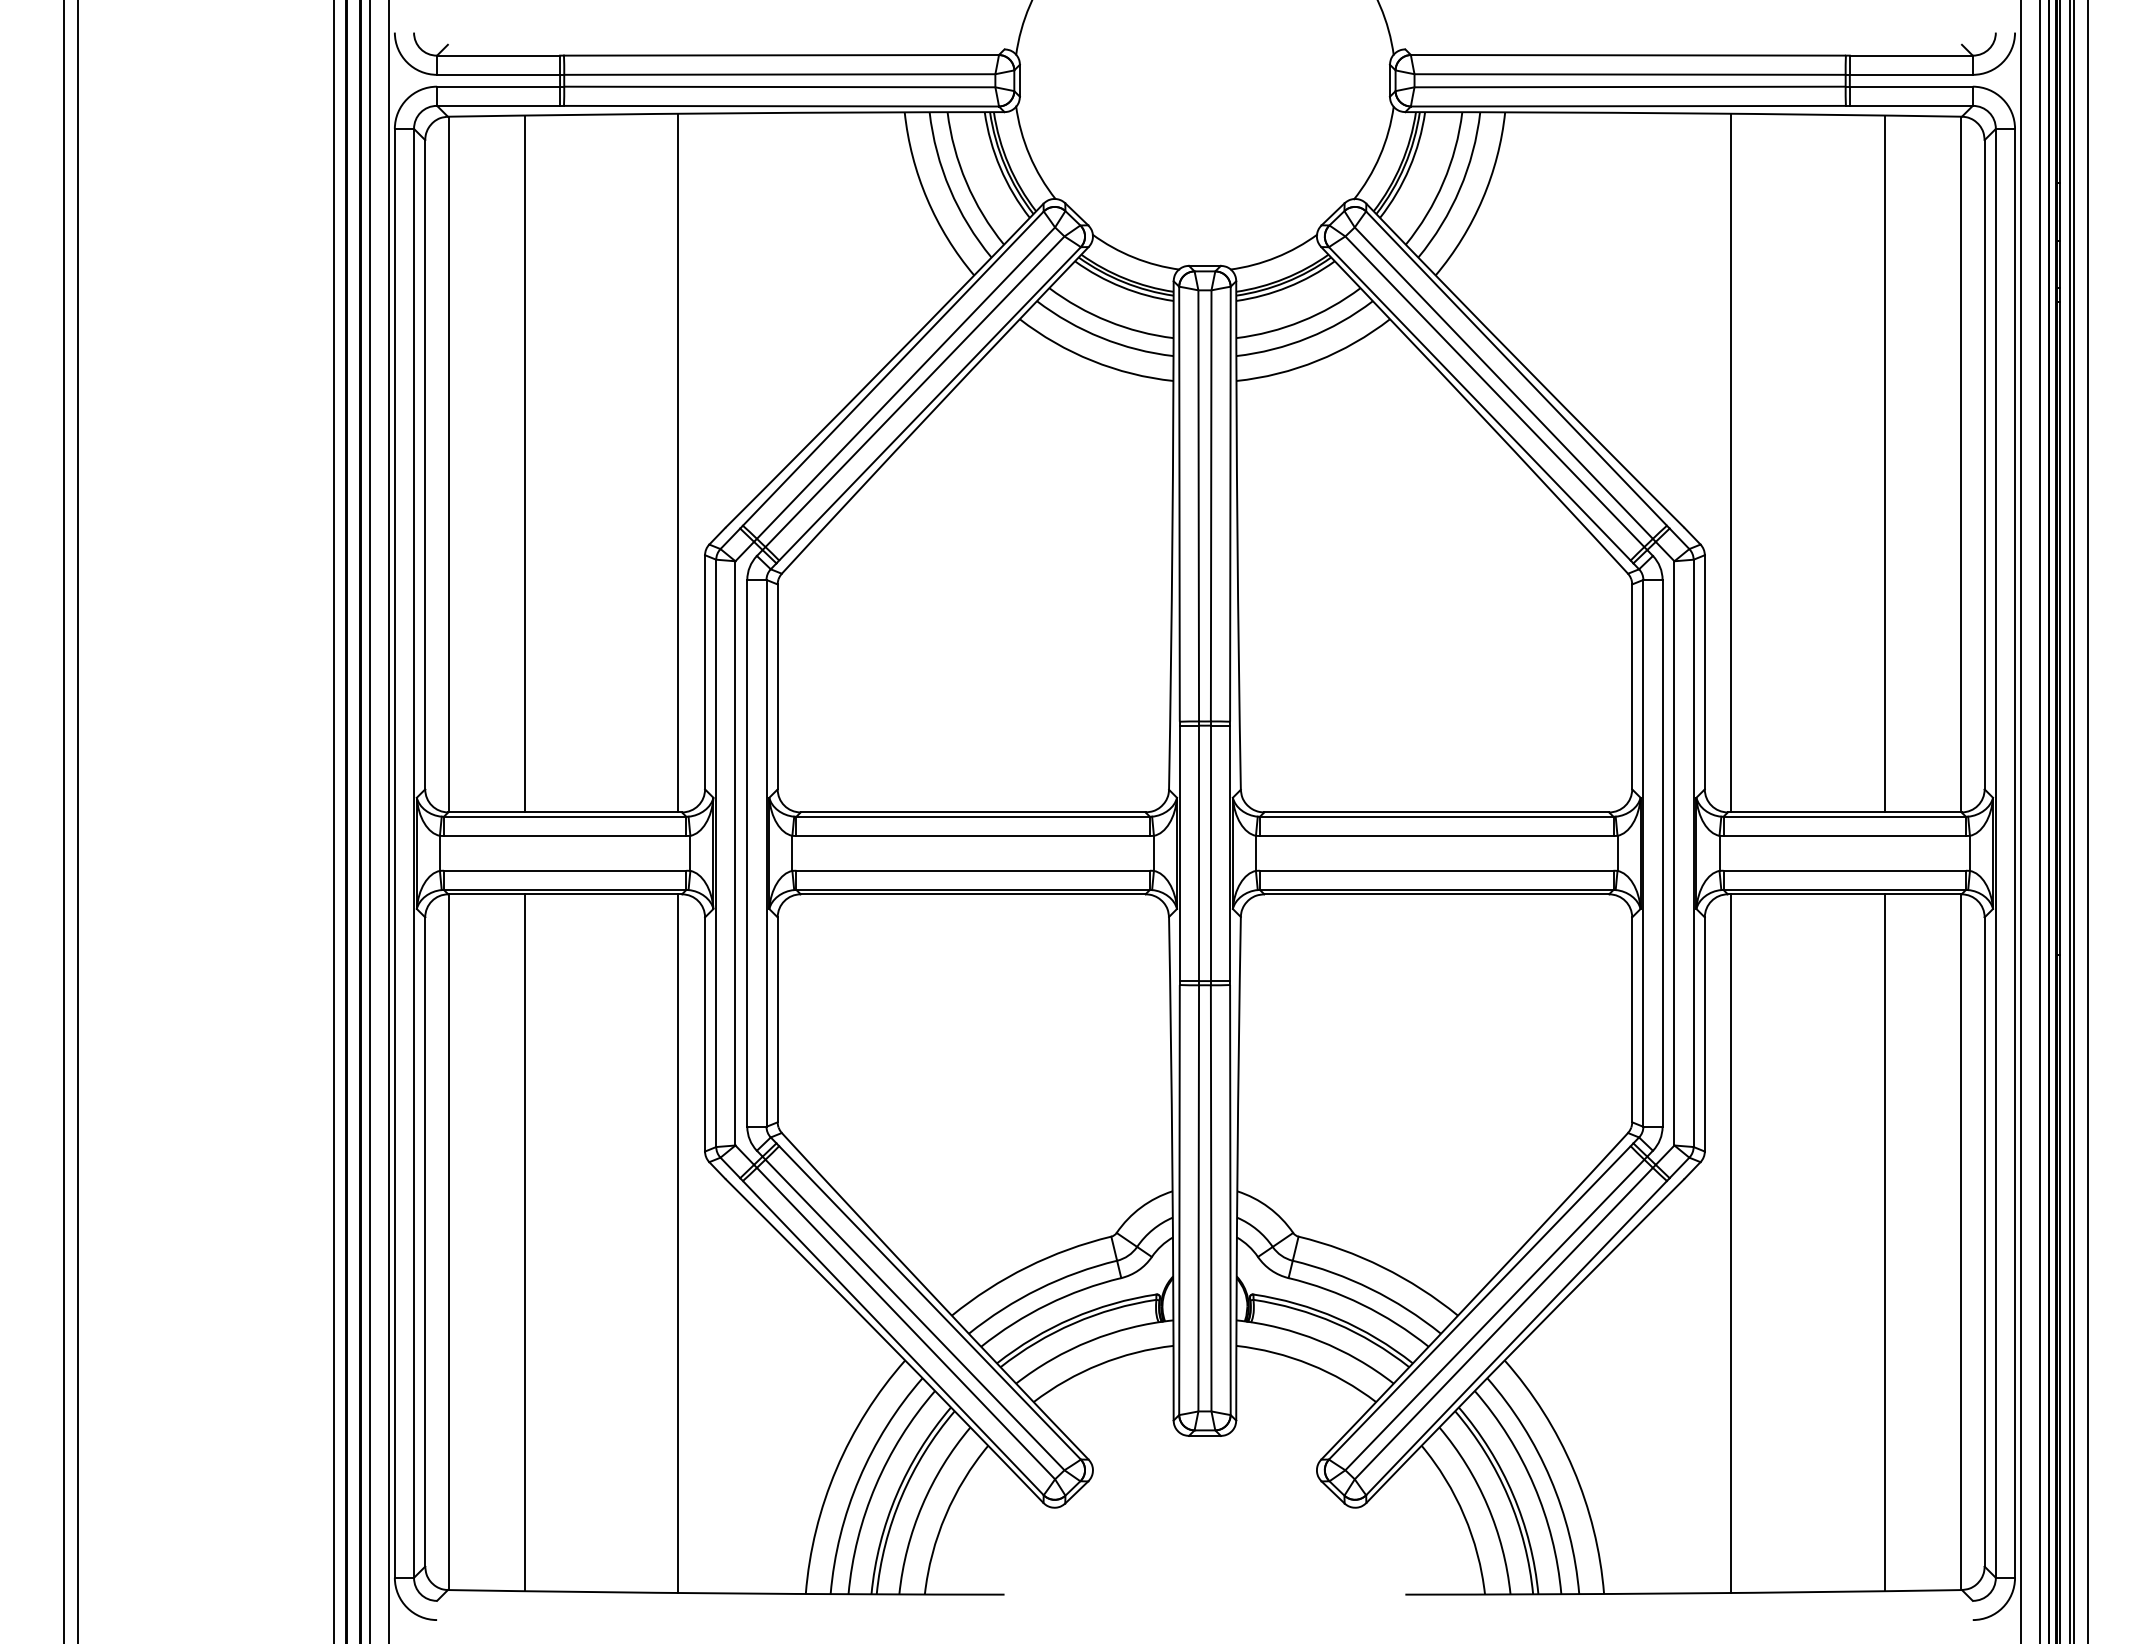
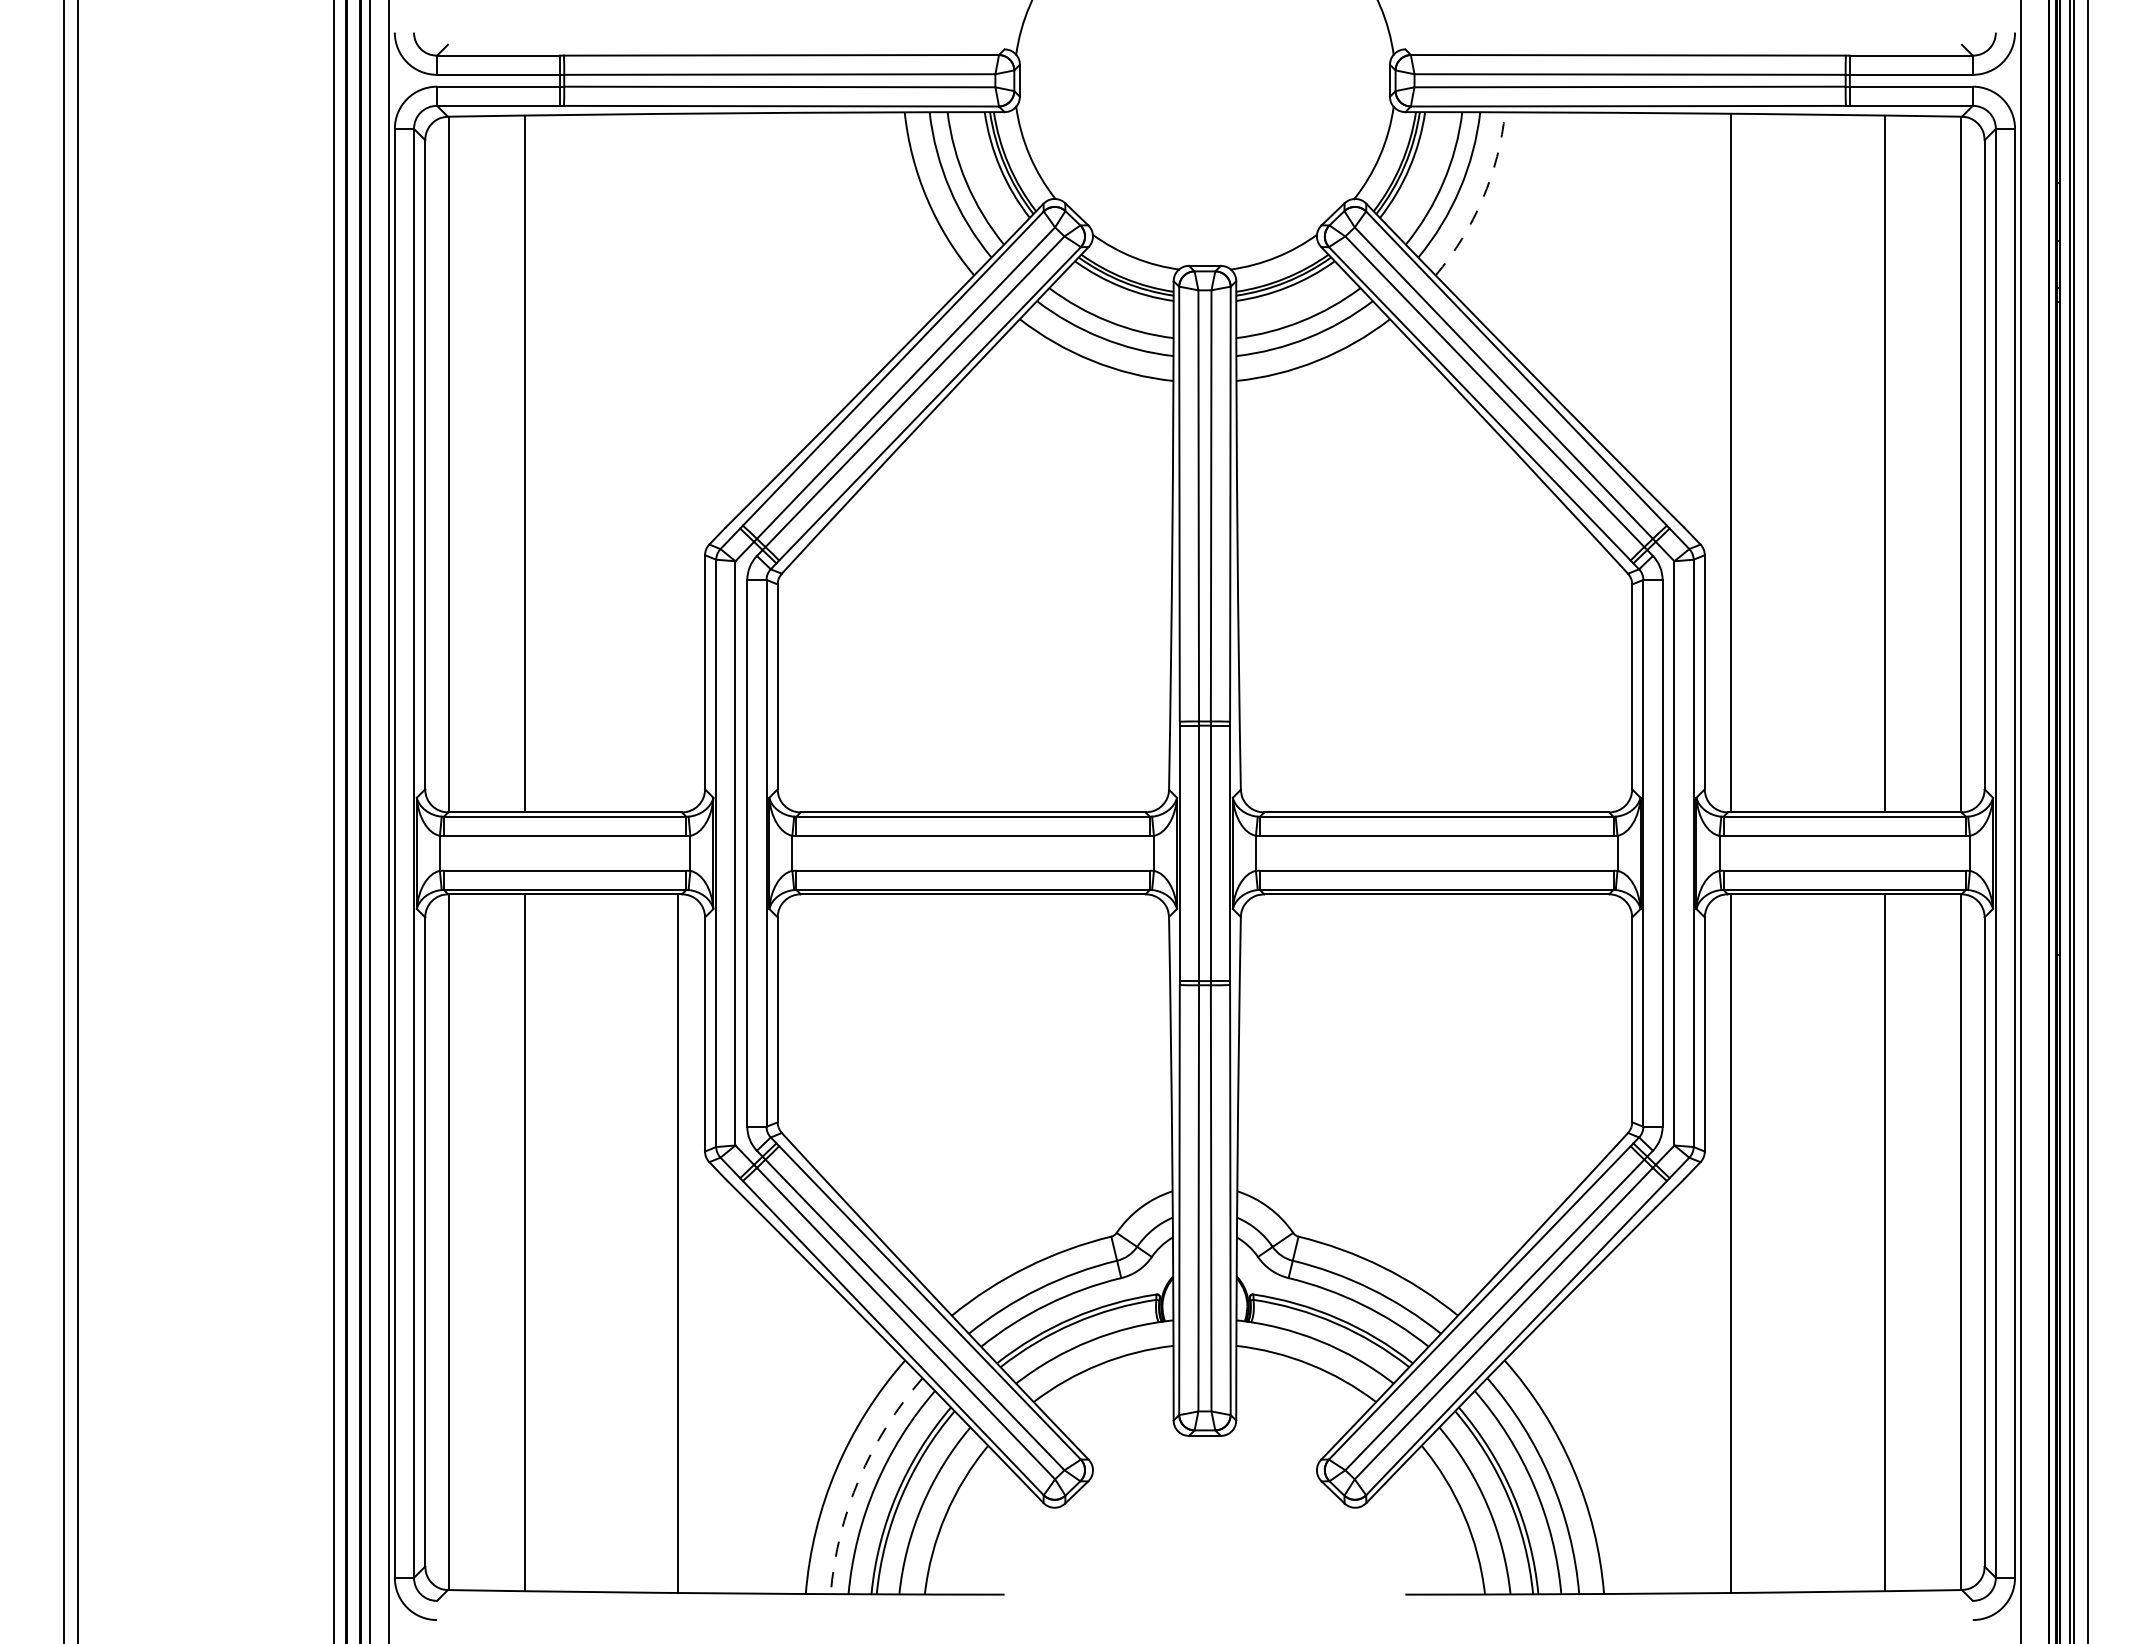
arc: solid -> dashed (1482, 199)
line: present -> none (678, 462)
line: present -> none (2040, 821)
arc: solid -> dashed (859, 1478)
